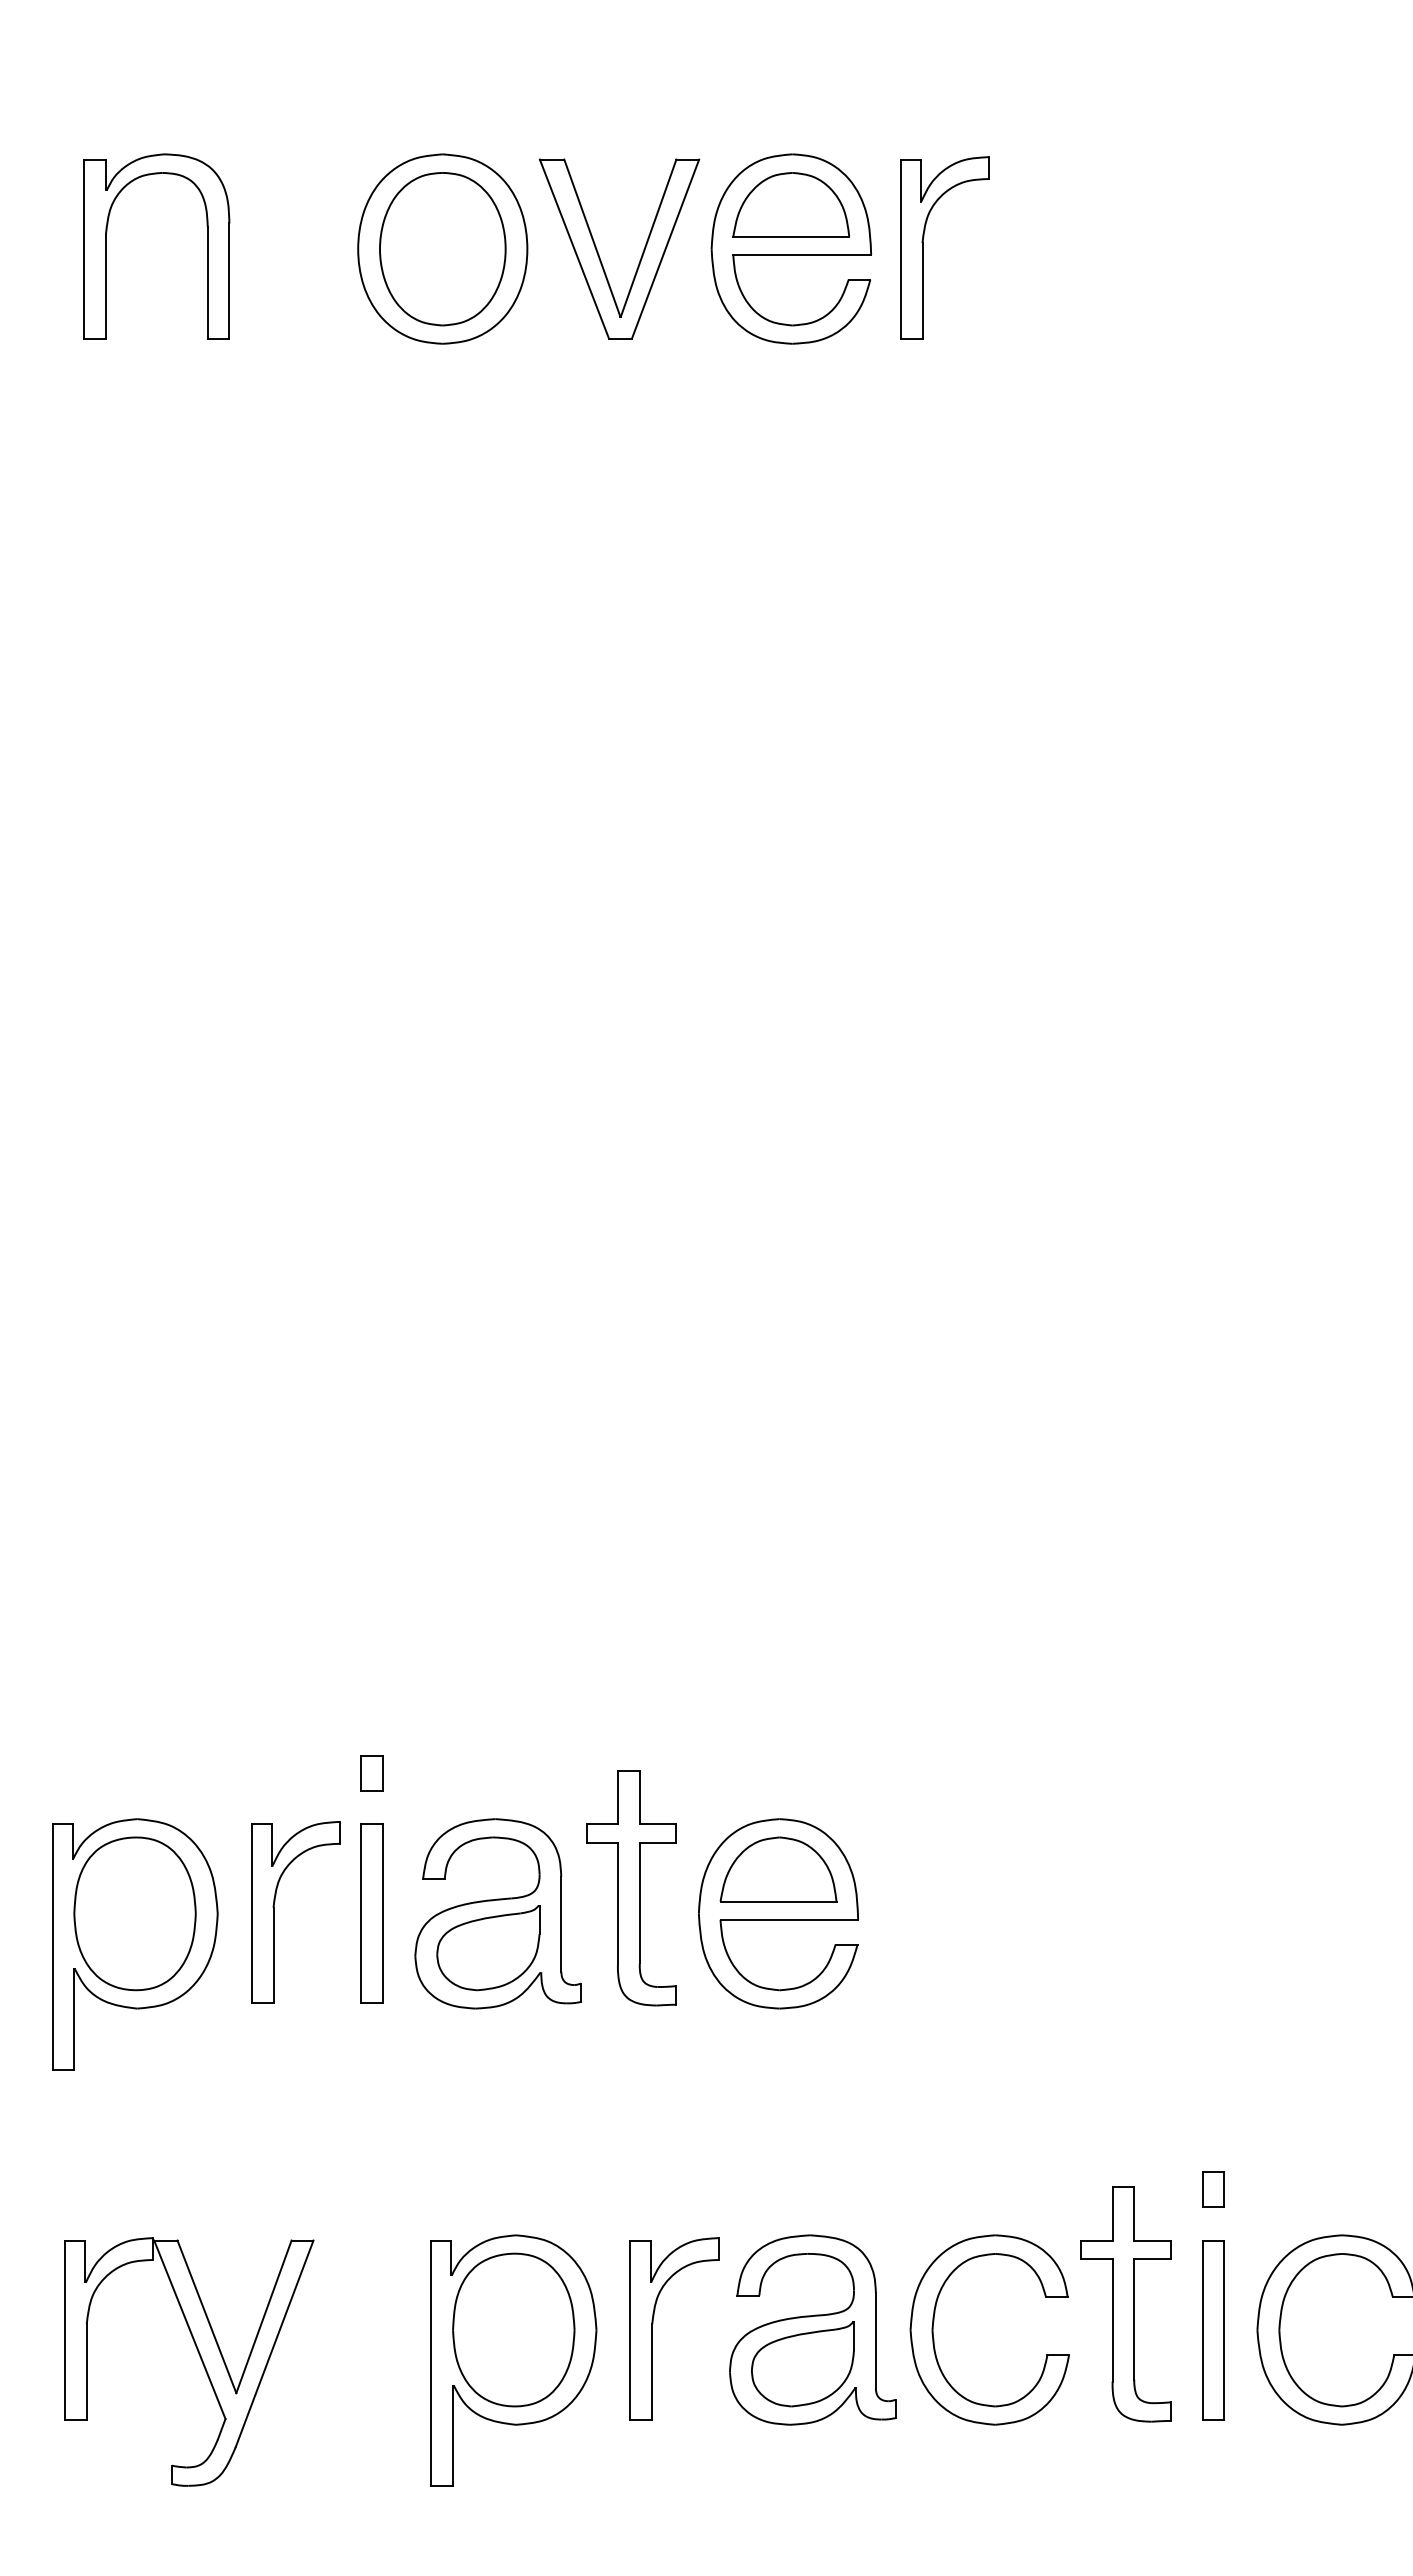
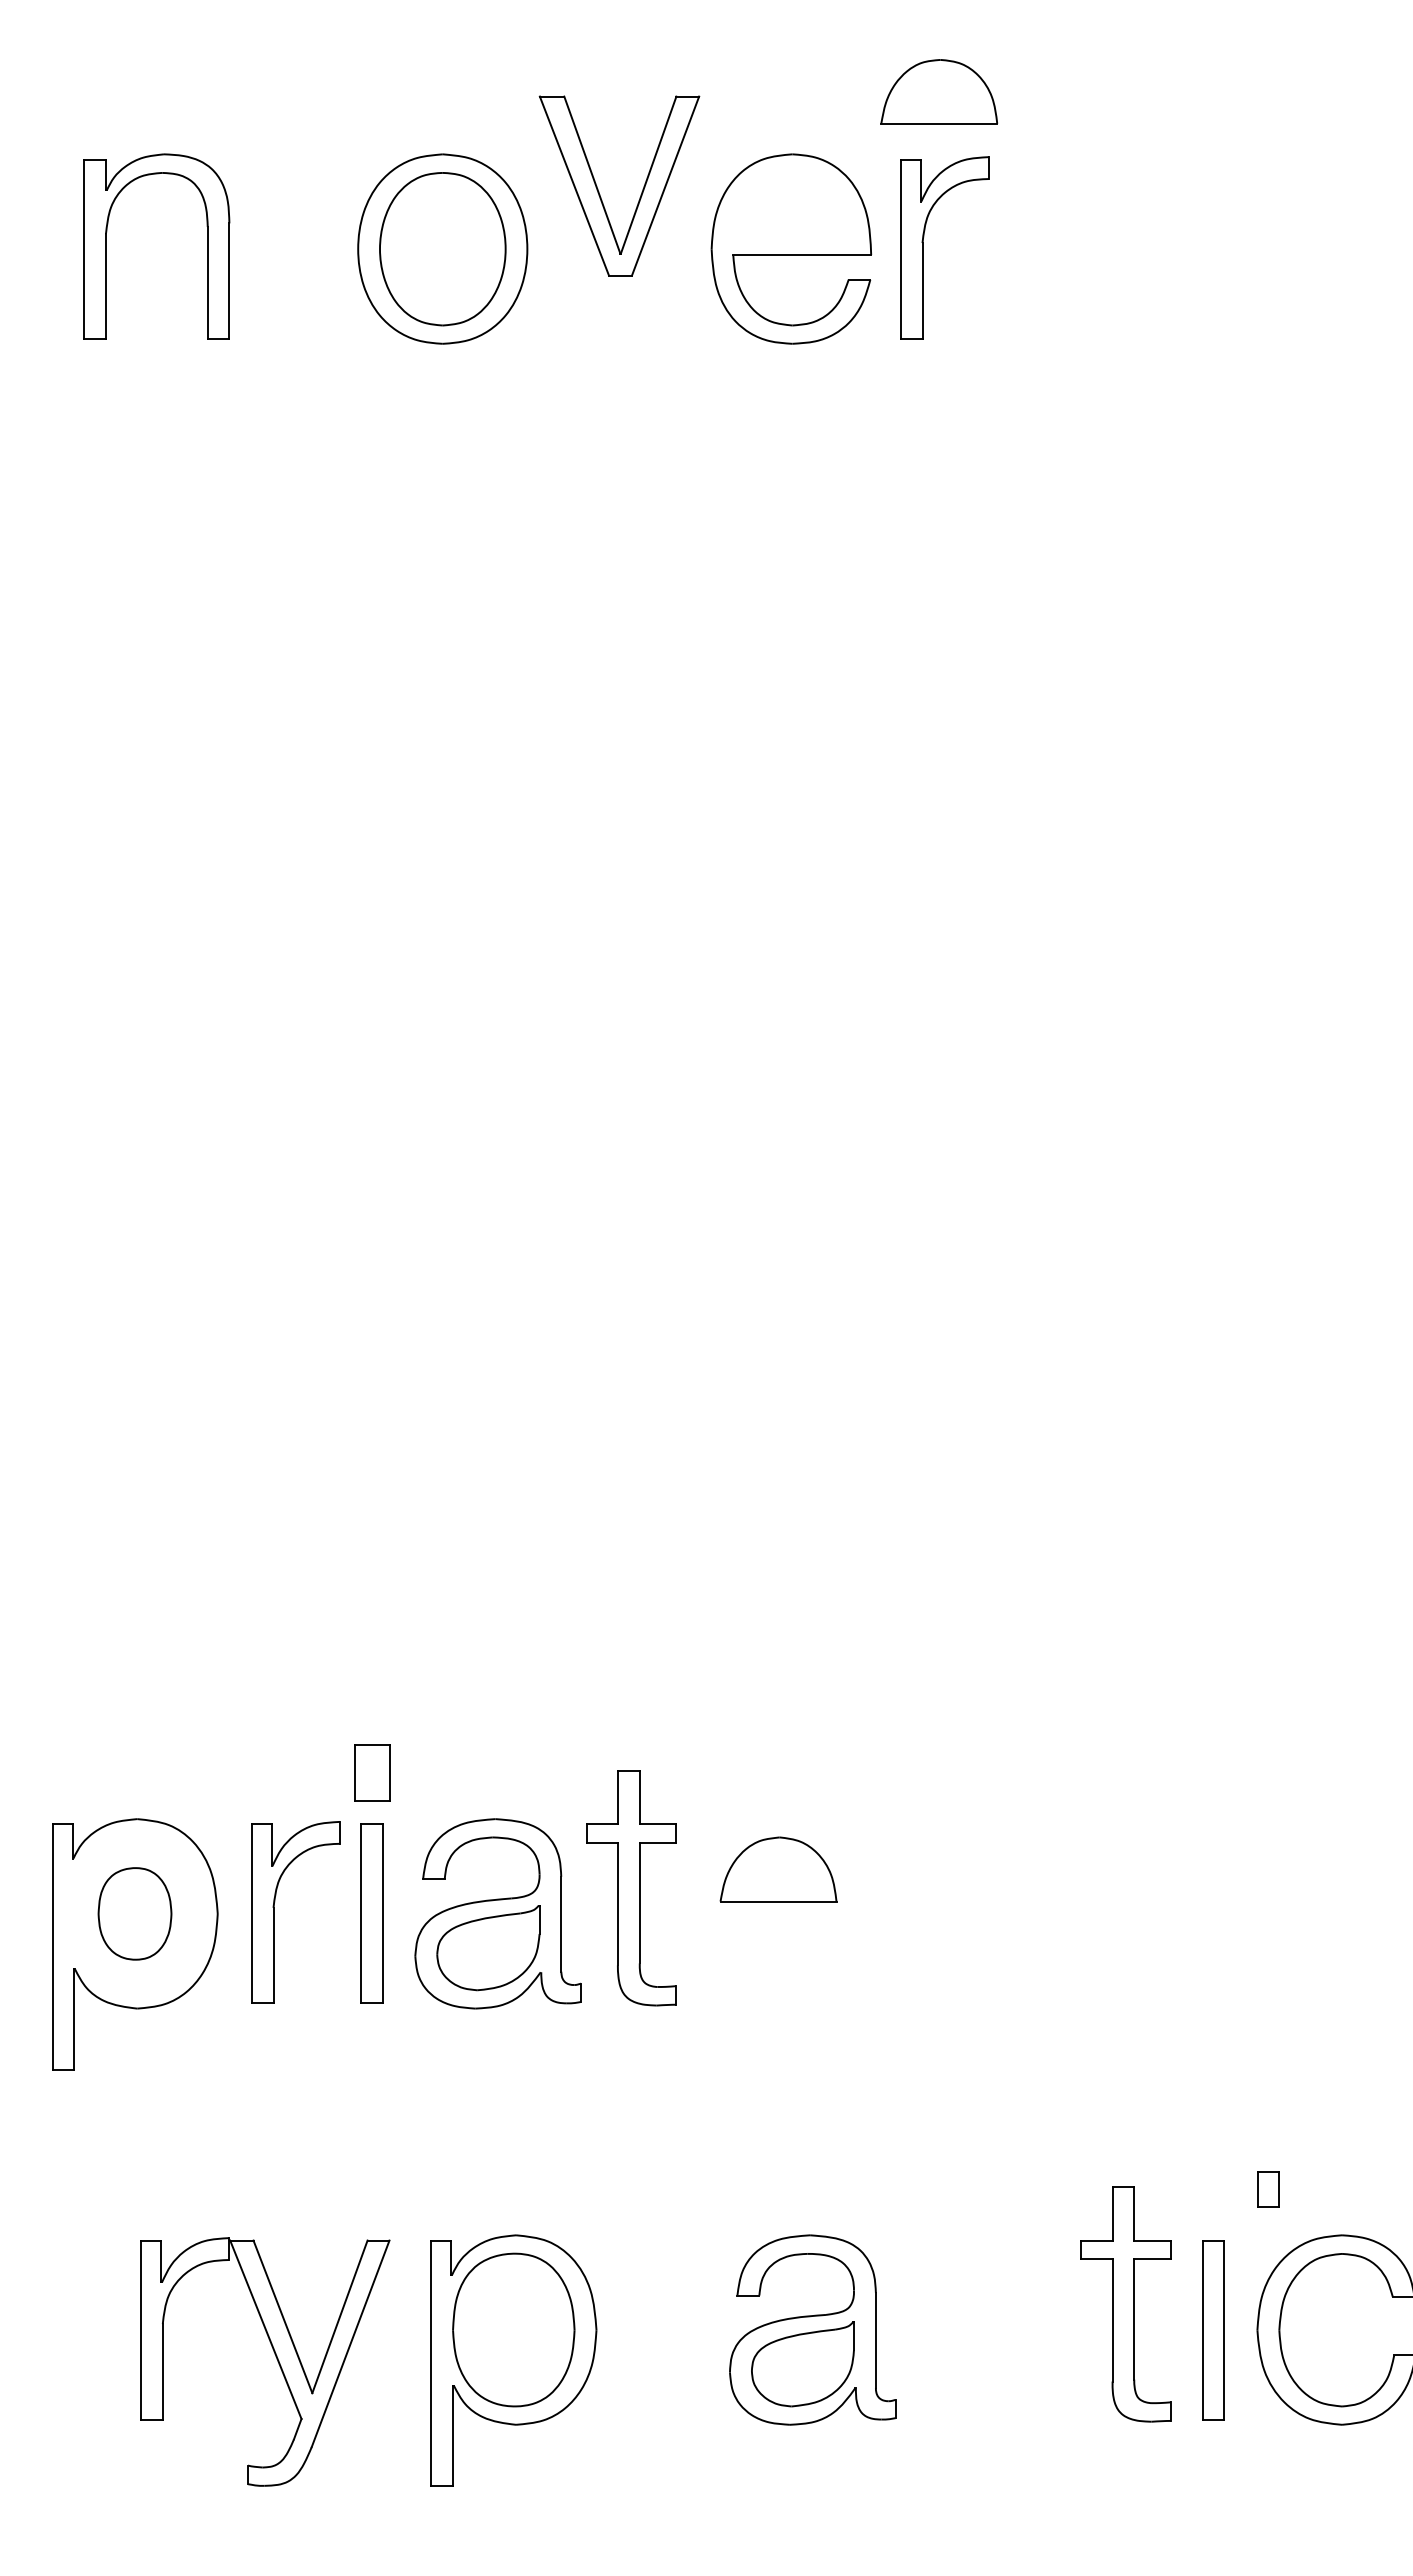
part position: (791, 204) -> (939, 91) (939, 91)
part position: (599, 254) -> (599, 191) (599, 191)
part size: 24x37 px -> 37x58 px (372, 1772)
part size: 124x156 px -> 76x94 px (134, 1913)
part: present -> none (778, 1913)
part position: (1213, 2189) -> (1268, 2189) (1268, 2189)
part: present -> none (934, 2321)
part: present -> none (653, 2323)
part position: (199, 2356) -> (275, 2356) (275, 2356)
